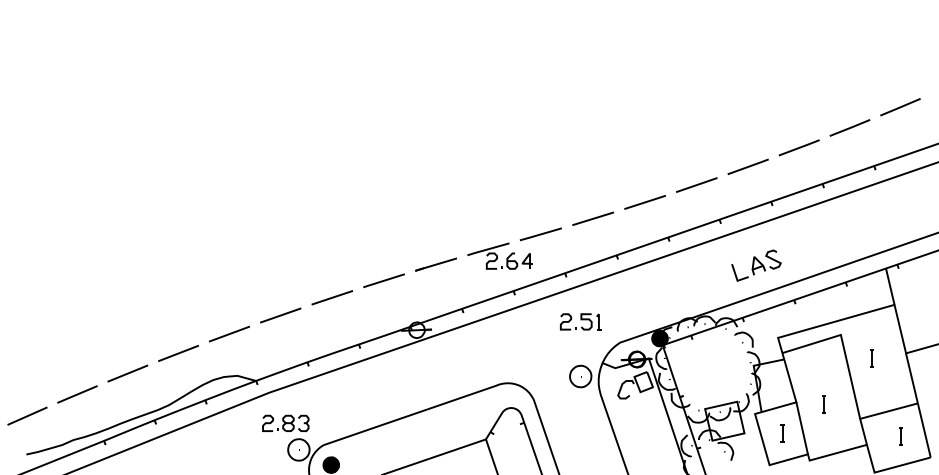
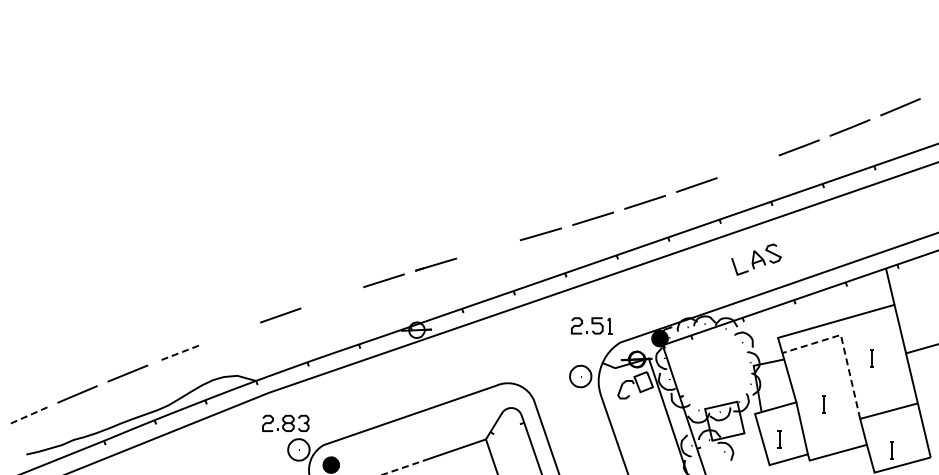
line: present -> none (747, 166)
part: present -> none (499, 255)
part position: (756, 265) -> (756, 259) (756, 259)
line: present -> none (332, 297)
part position: (580, 321) -> (591, 325) (591, 325)
line: present -> none (229, 333)
line: solid -> dashed (843, 345)
line: solid -> dashed (178, 353)
line: solid -> dashed (27, 416)
part position: (782, 433) -> (779, 439) (779, 439)
line position: (900, 436) -> (891, 450) (891, 450)
line: solid -> dashed (405, 466)
